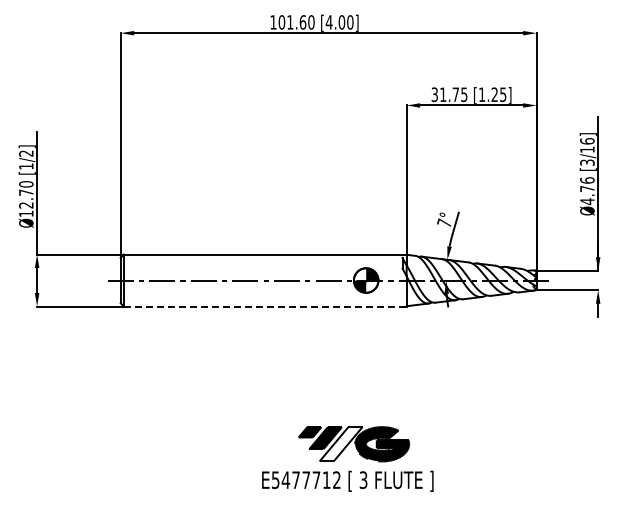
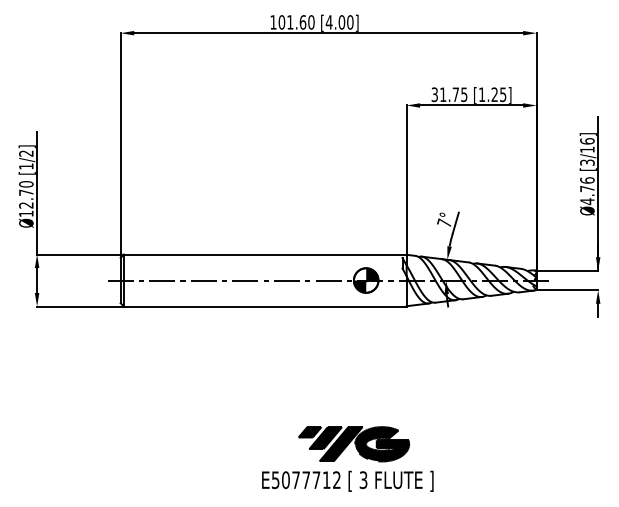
line: dashed -> solid (265, 306)
fill: none -> present (340, 444)
text: E5477712 -> E5077712 (285, 480)
